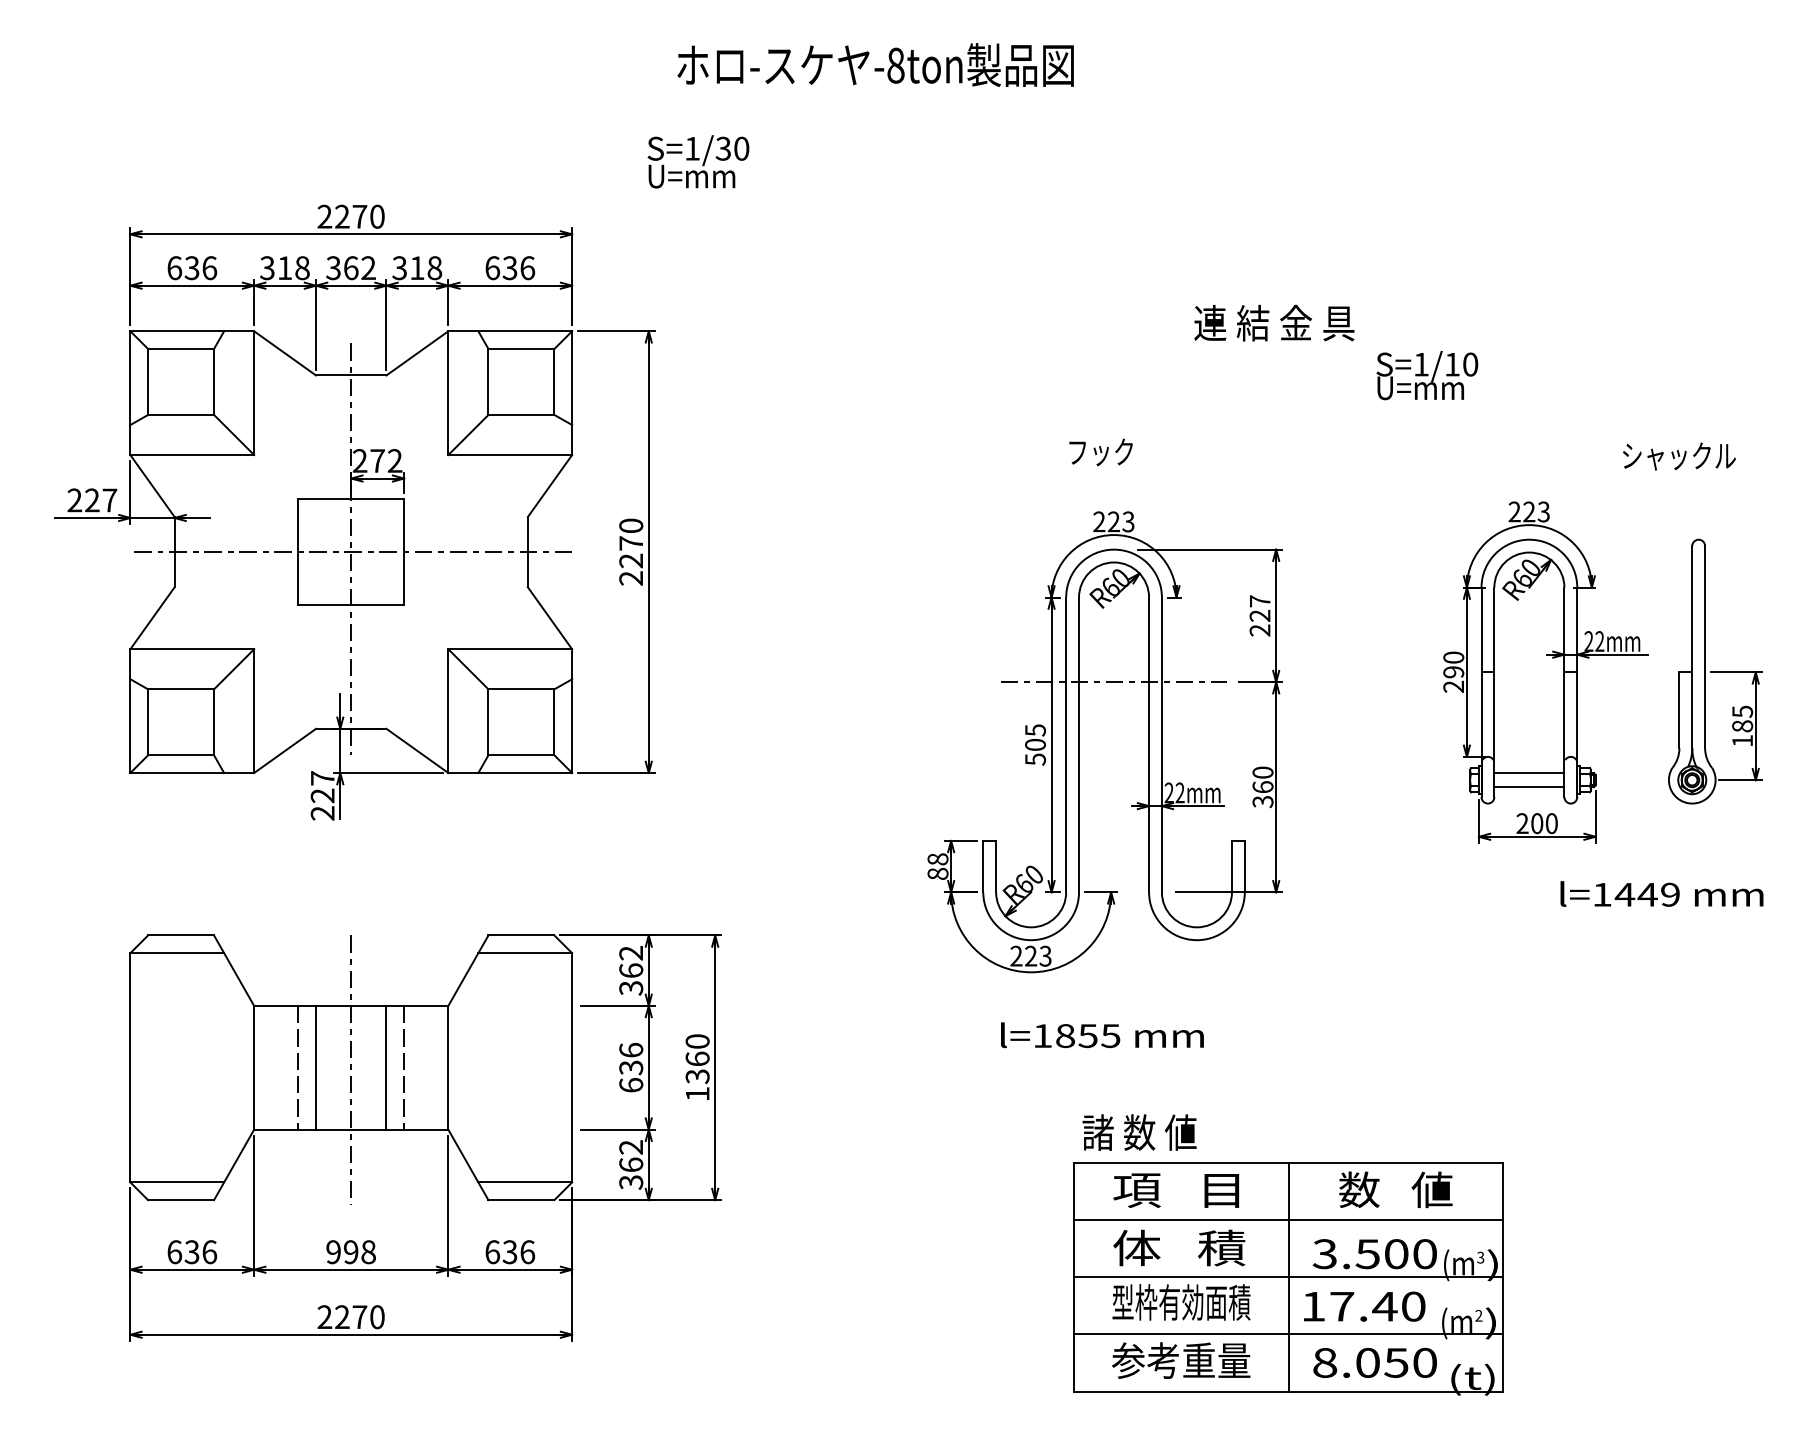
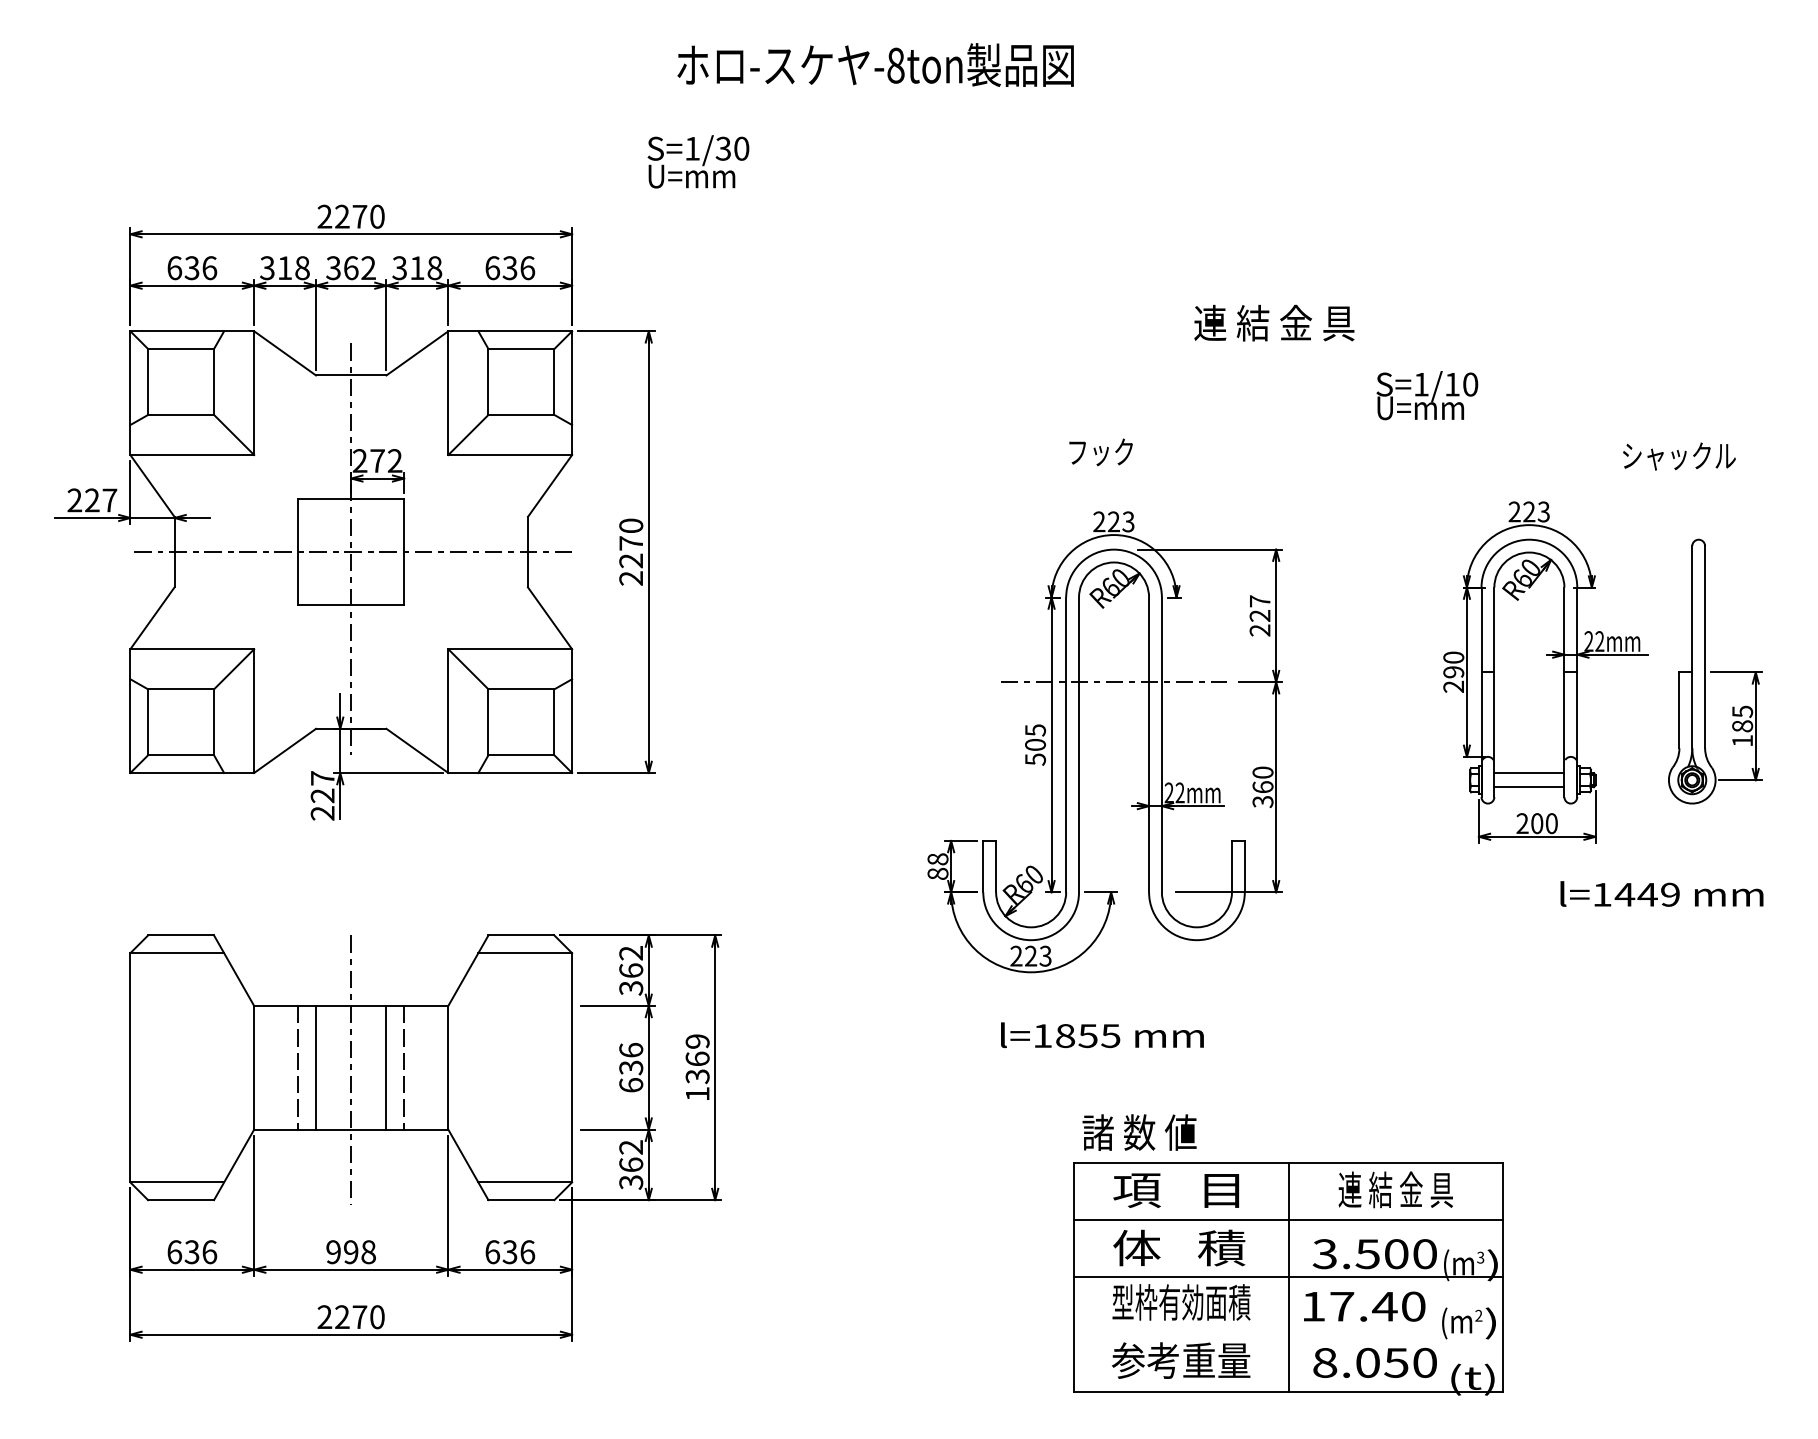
text position: (1427, 375) -> (1427, 395) (1427, 395)
text: 1360 -> 1369 (697, 1041)
text: 数   値 -> 連 結 金 具 (1395, 1189)
line: present -> none (1288, 1334)
